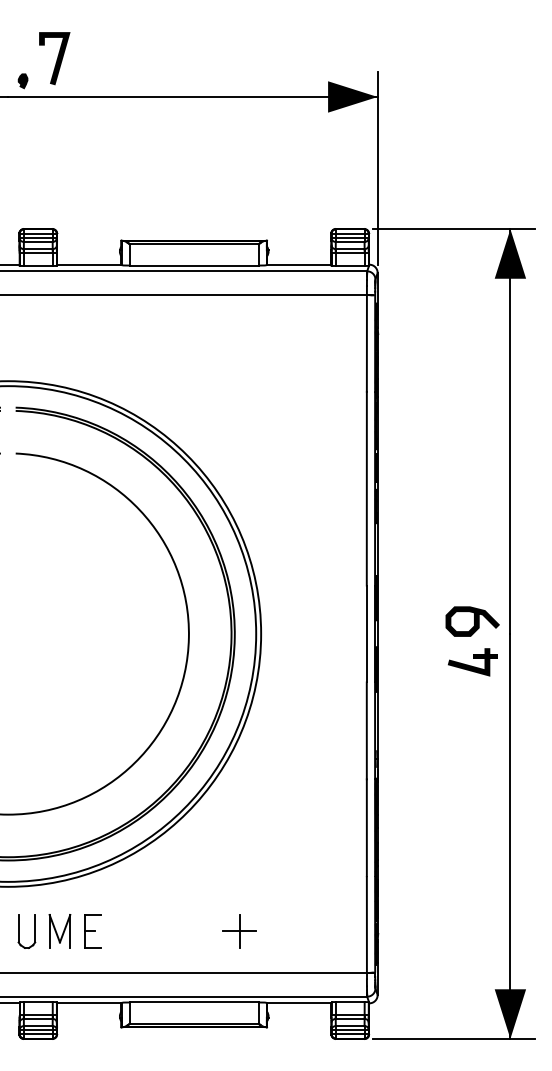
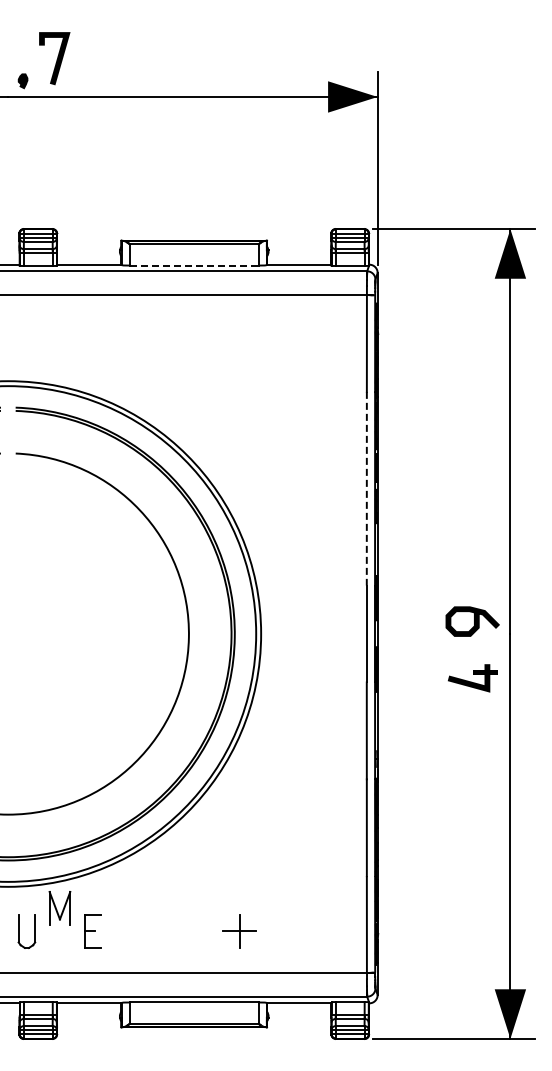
line: solid -> dashed (194, 265)
line: solid -> dashed (366, 488)
part position: (472, 662) -> (472, 678) (472, 678)
part position: (59, 931) -> (59, 908) (59, 908)
